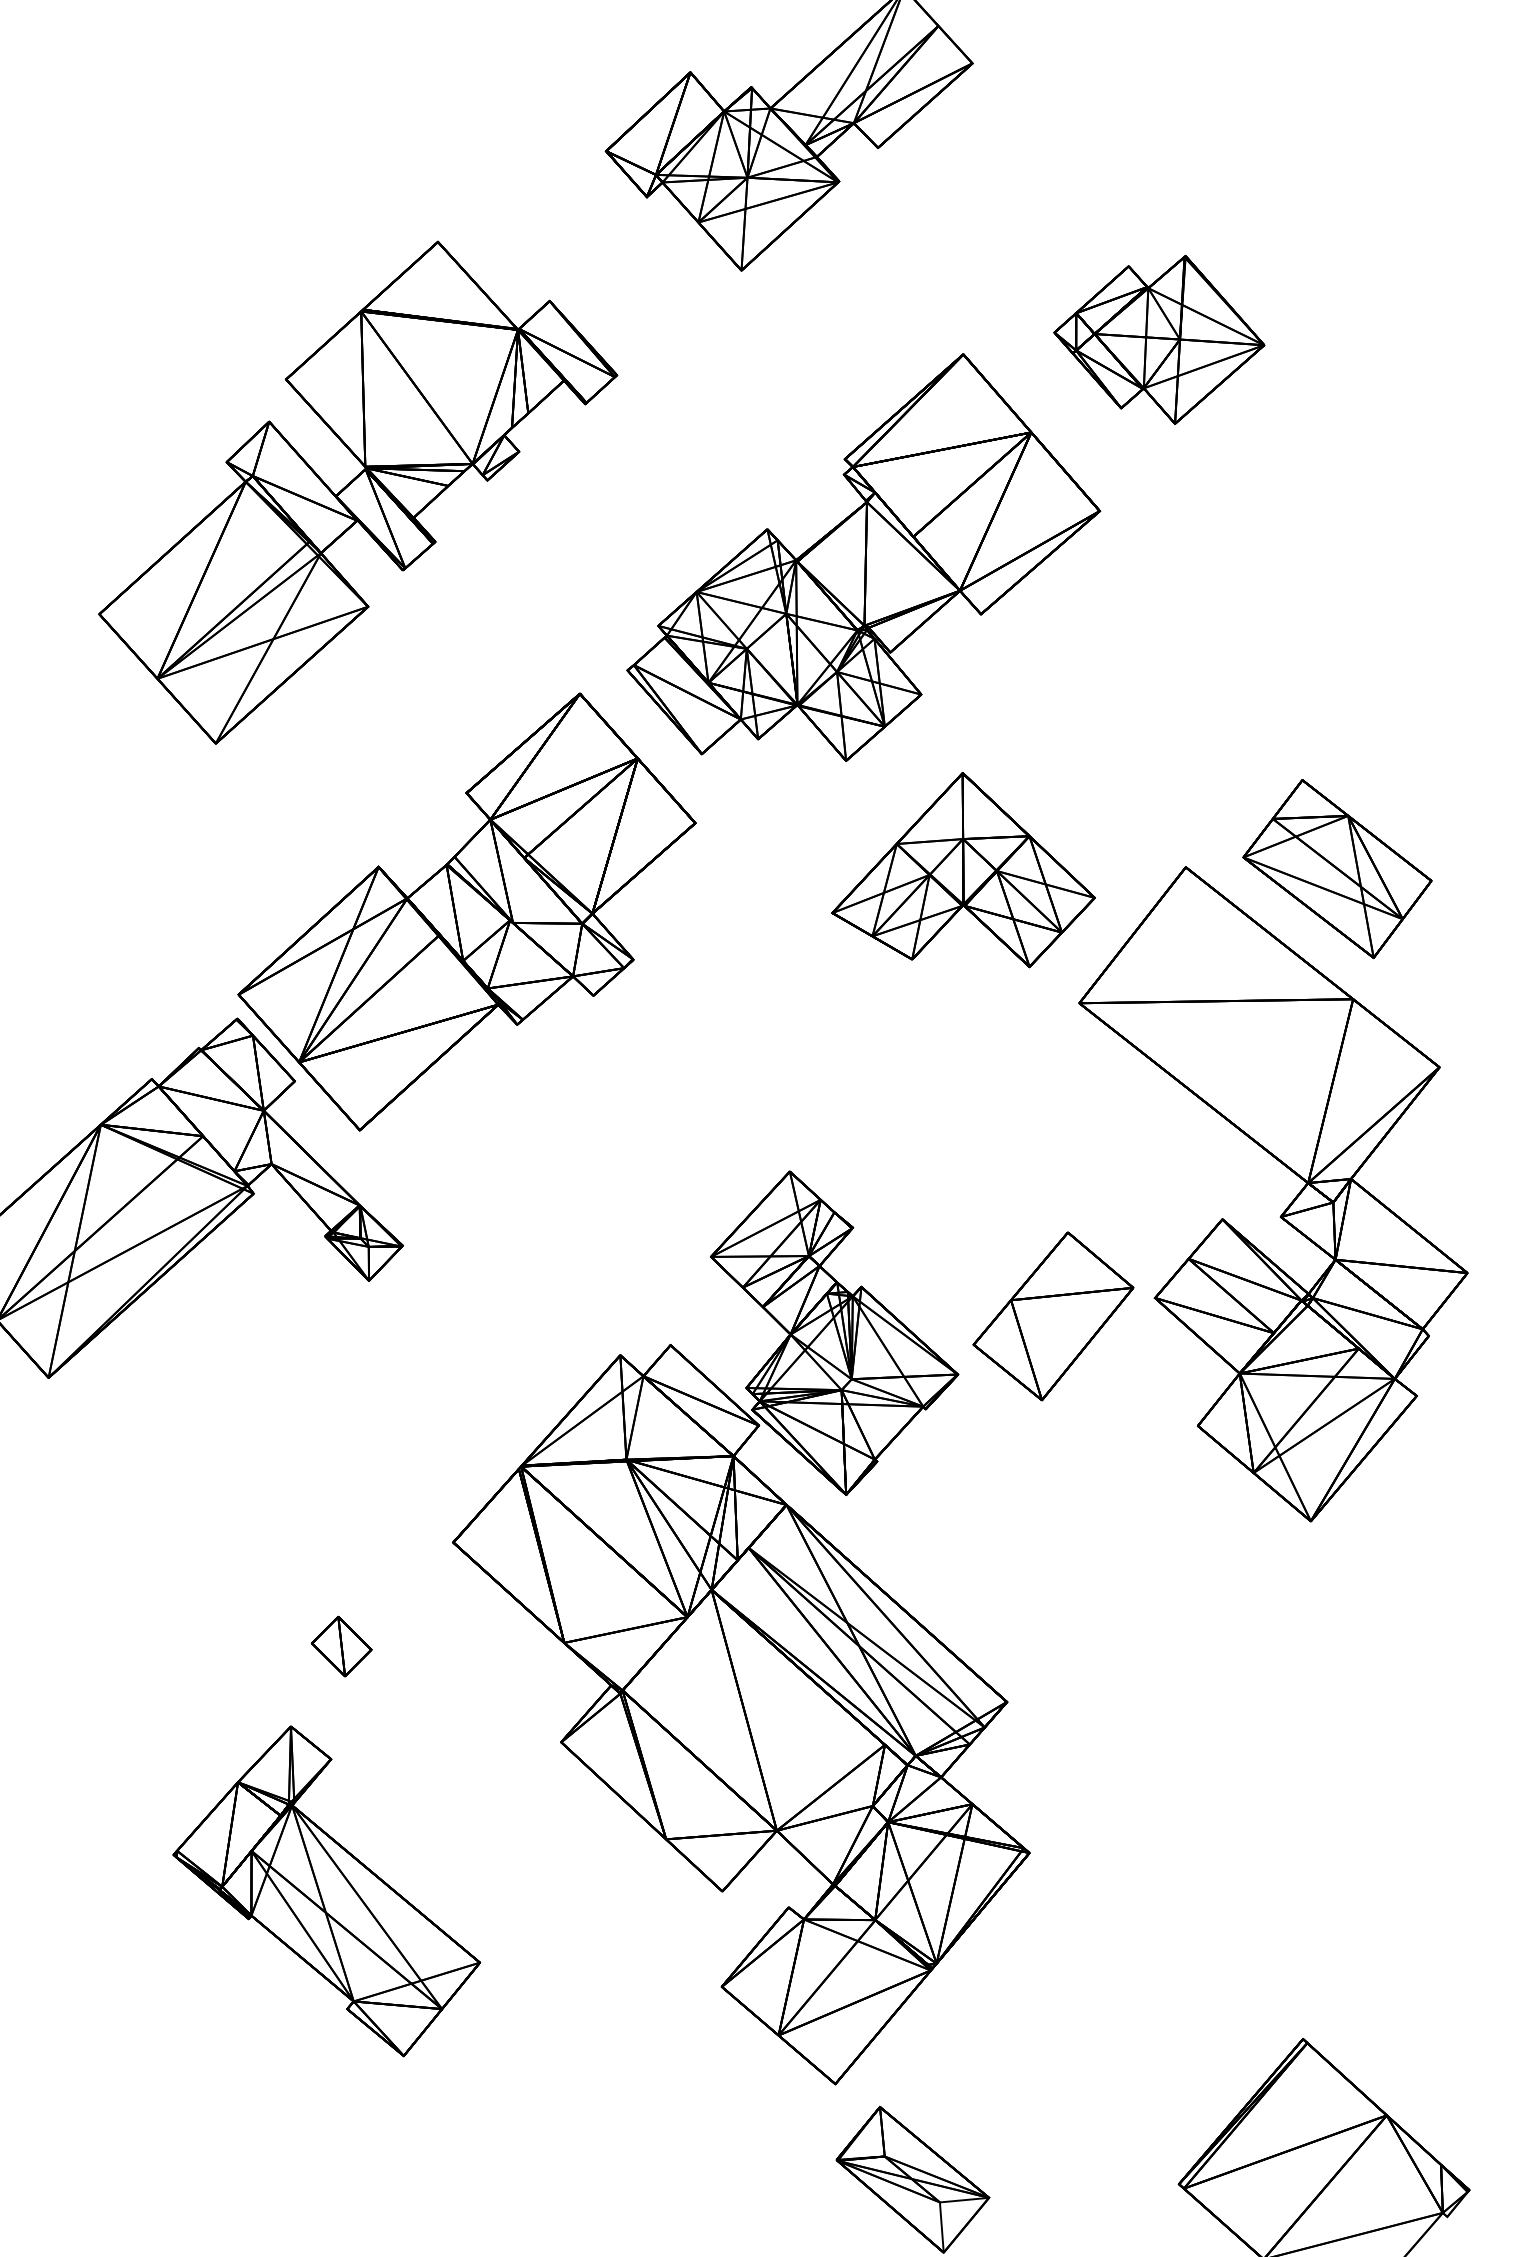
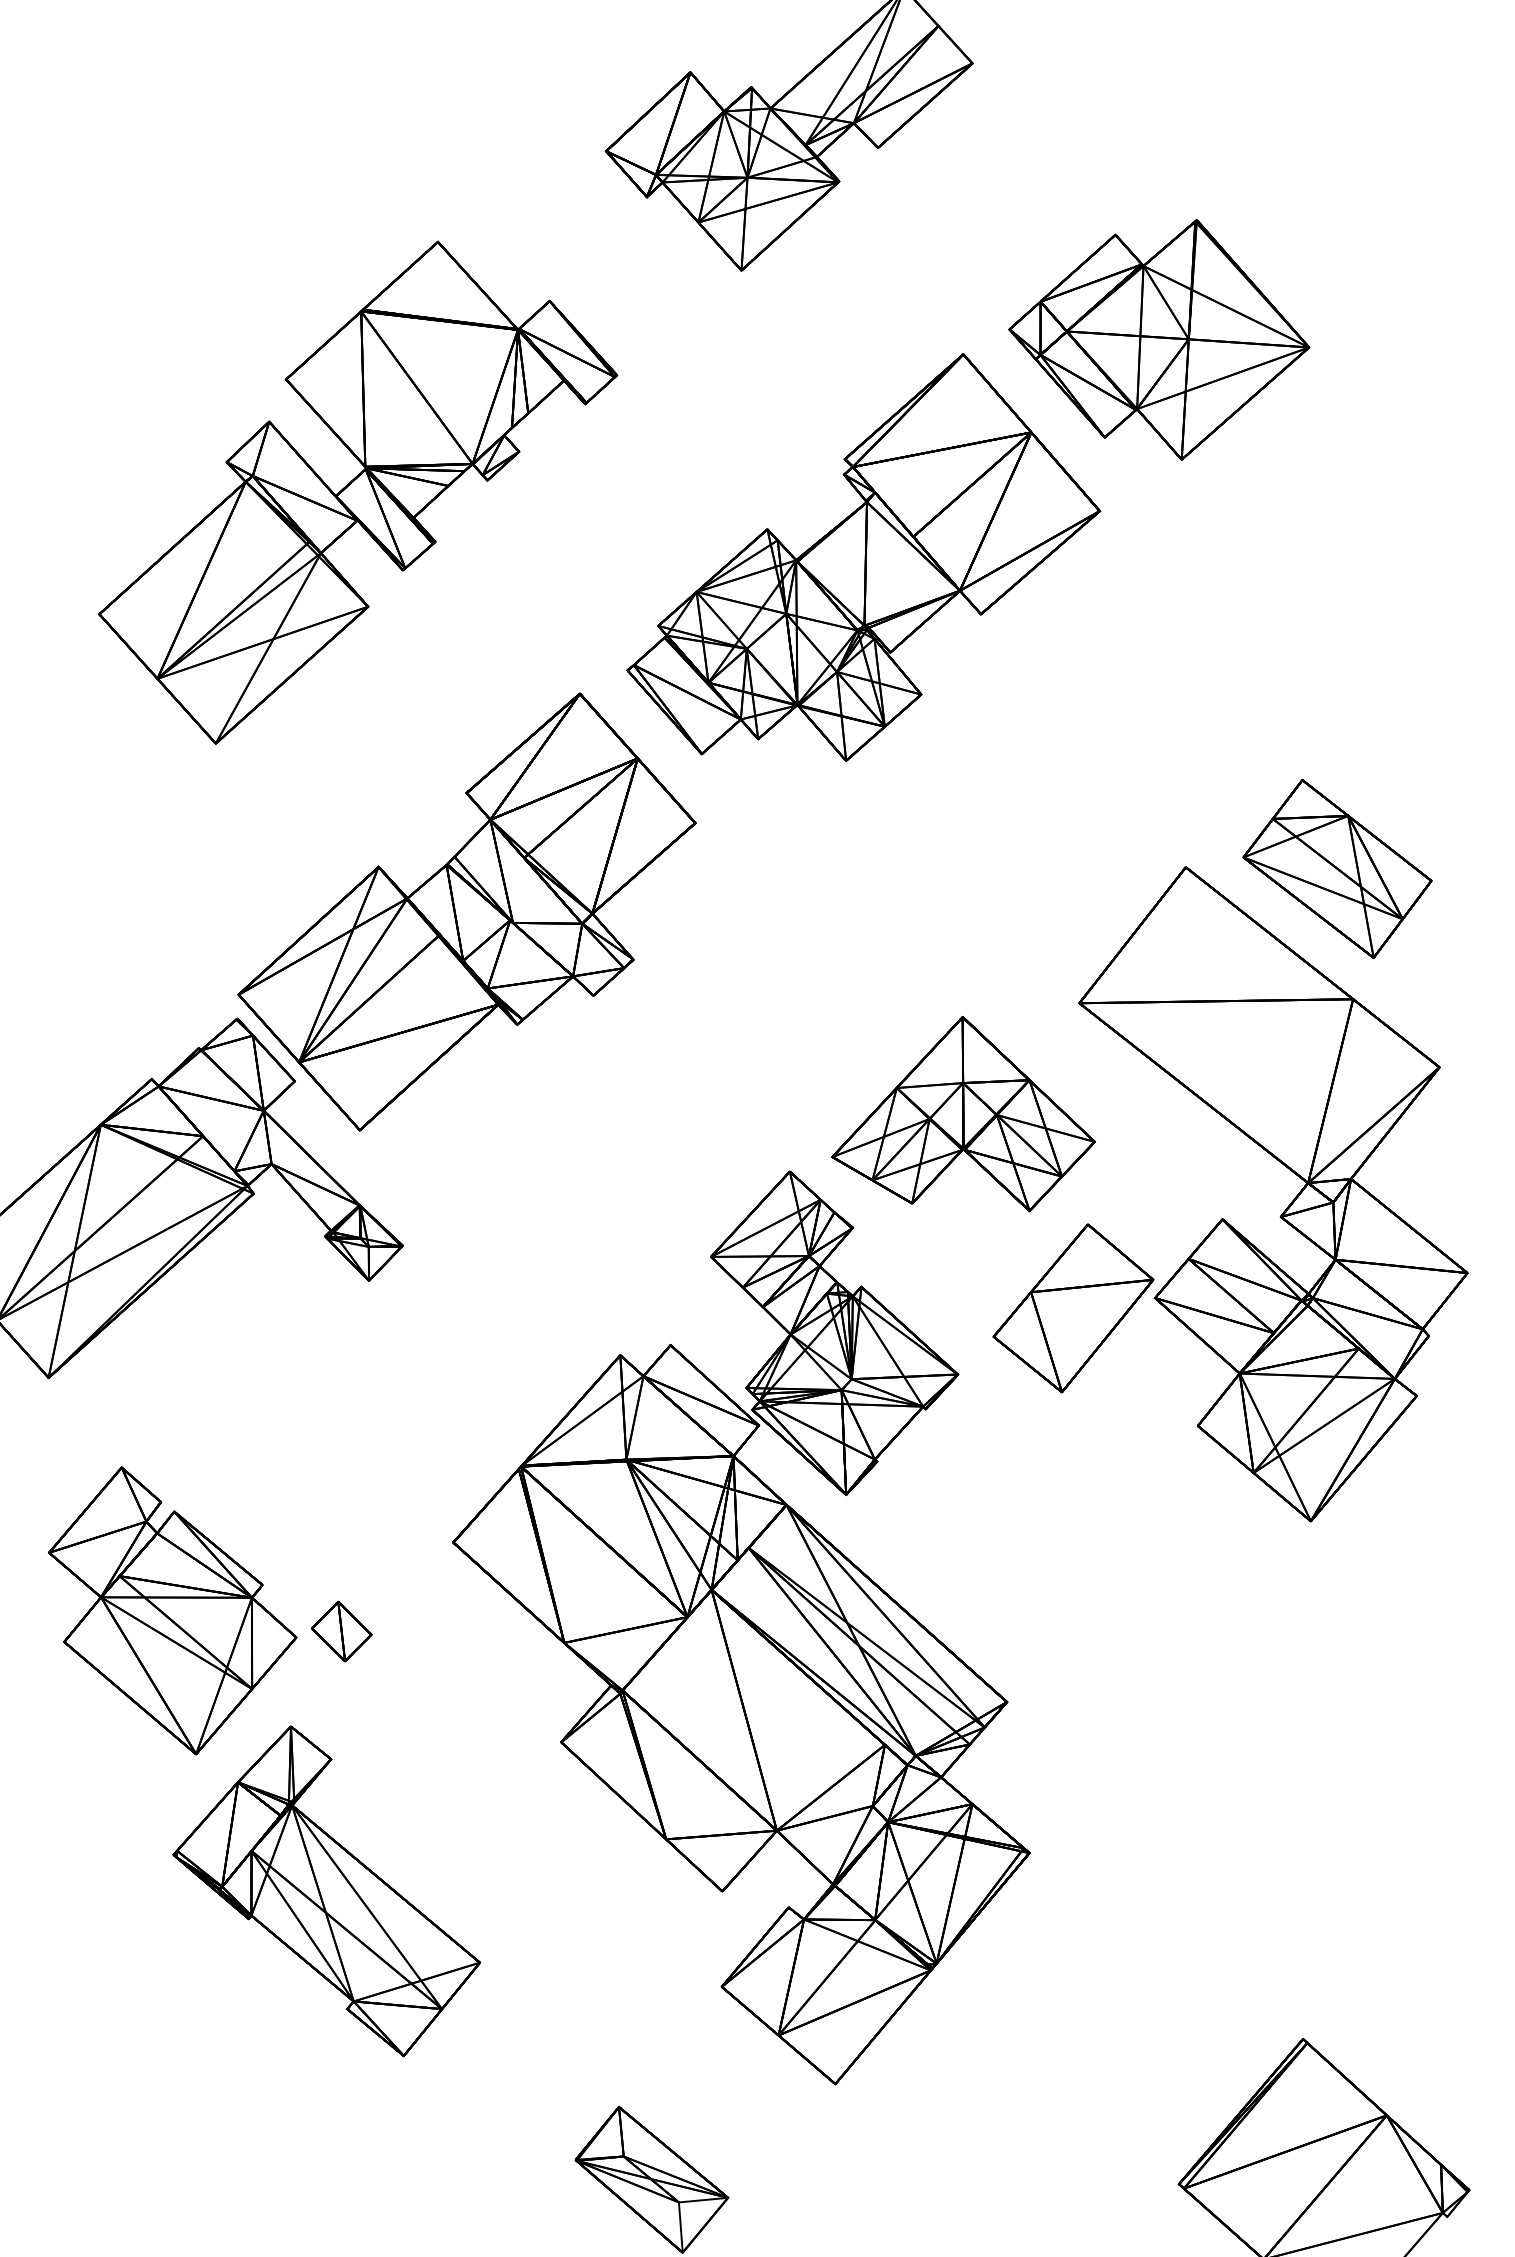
part size: 213x171 px -> 303x242 px (1159, 339)
part position: (963, 869) -> (963, 1113) (963, 1113)
part position: (1053, 1316) -> (1073, 1308) (1073, 1308)
part: none -> present (172, 1610)
part position: (341, 1646) -> (341, 1631) (341, 1631)
part position: (912, 2179) -> (651, 2179) (651, 2179)
